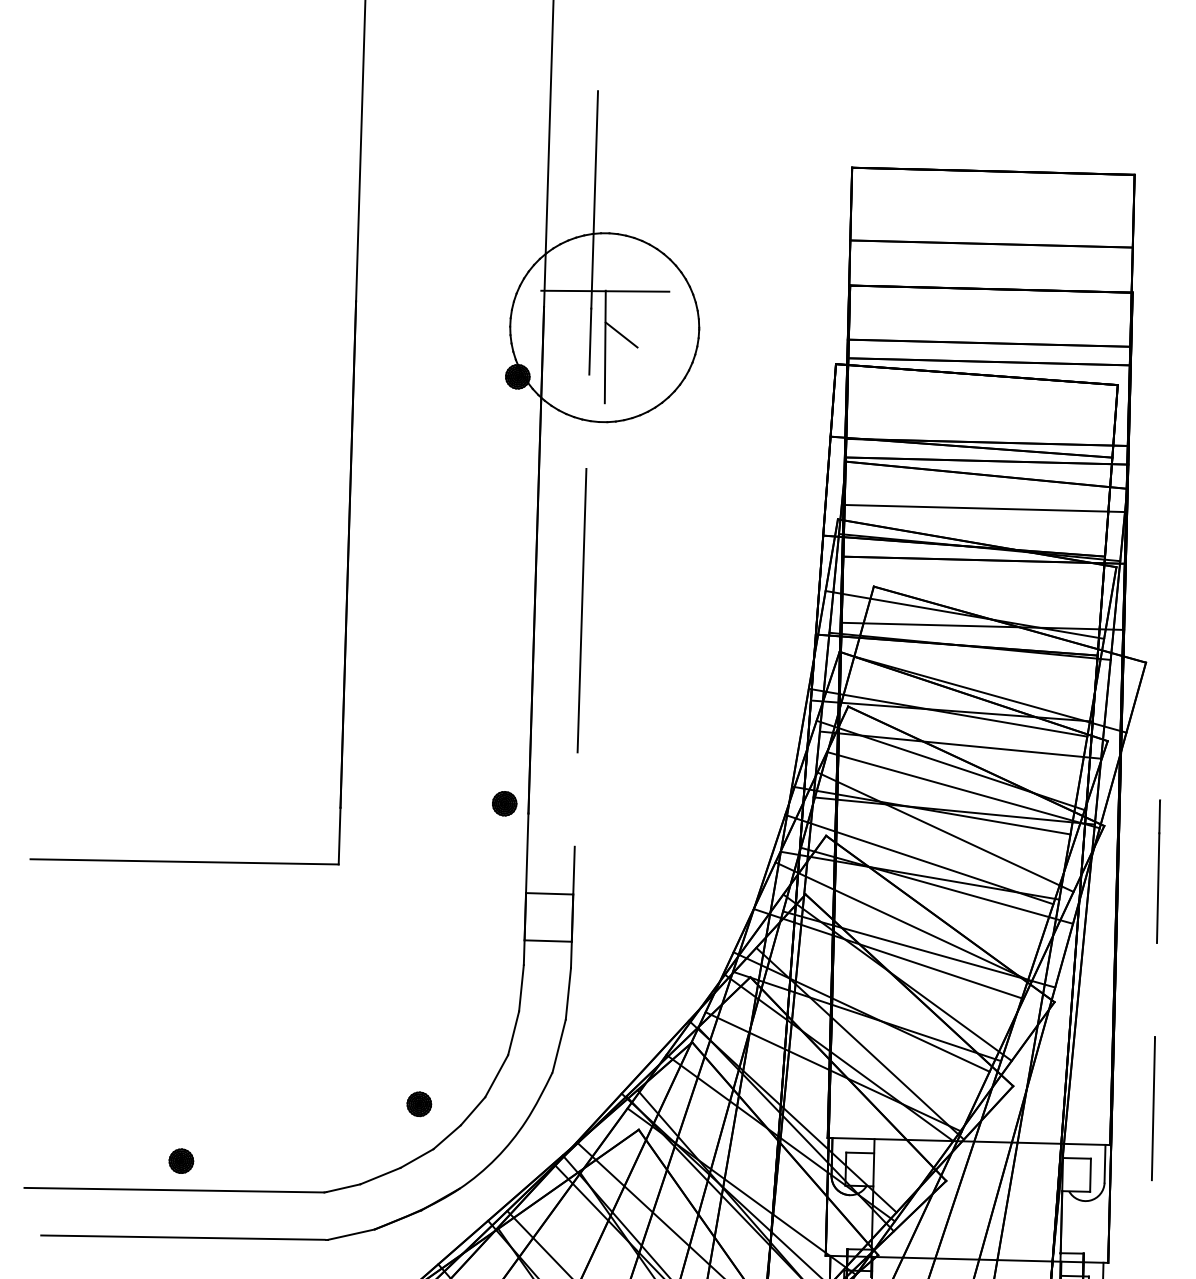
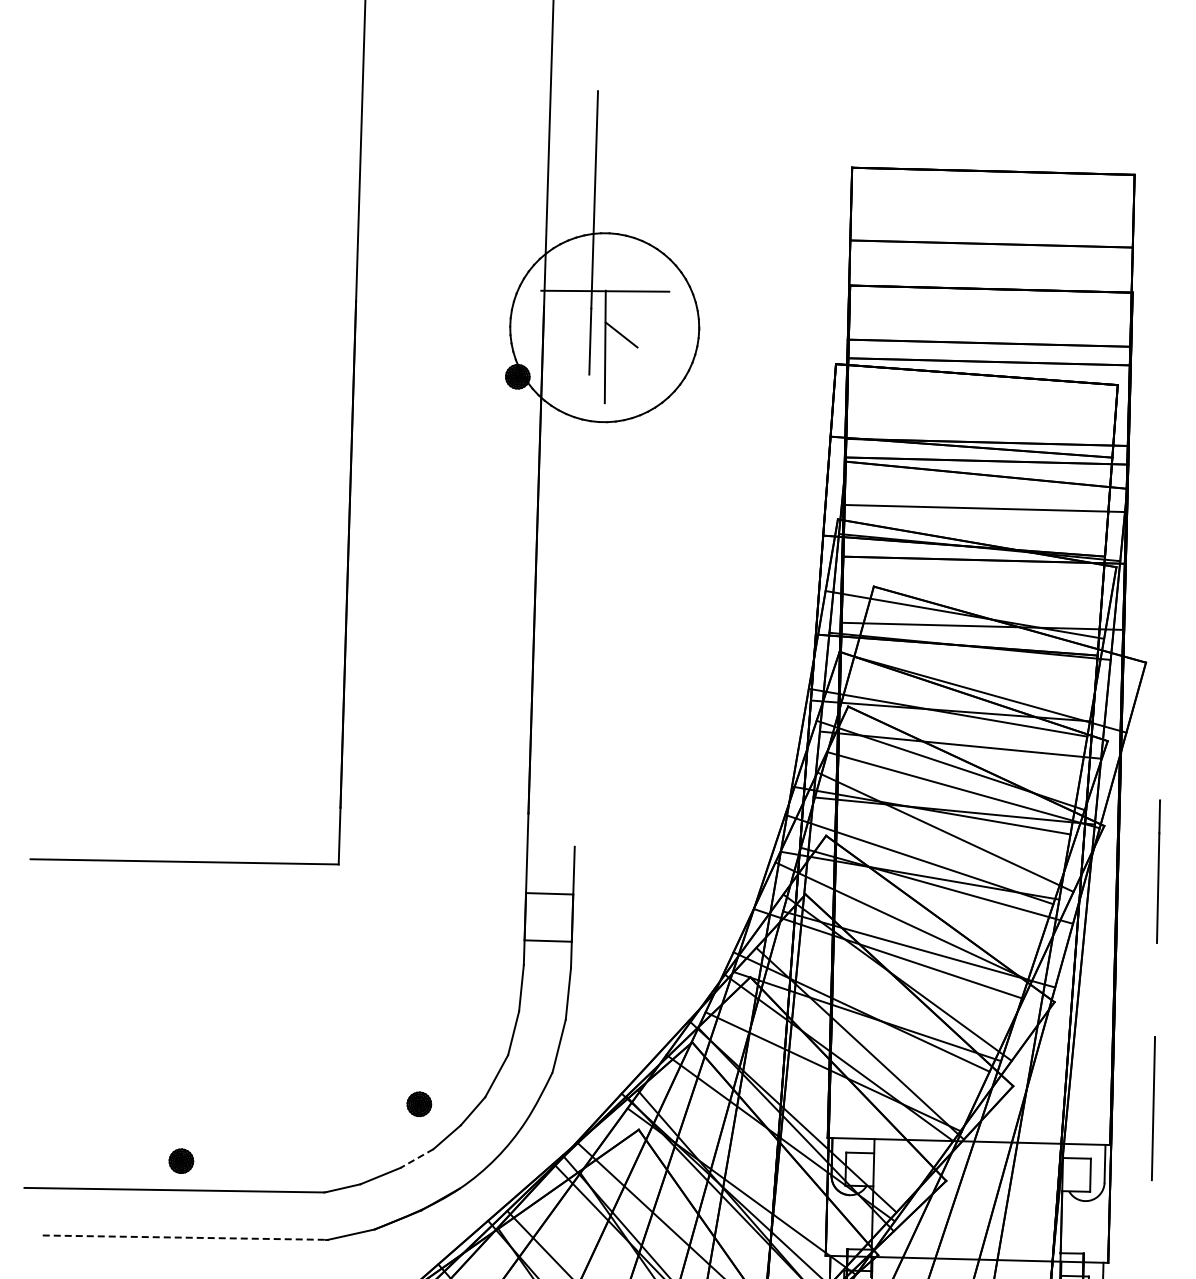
line: present -> none (581, 610)
part: present -> none (504, 803)
line: solid -> dashed (417, 1158)
line: solid -> dashed (182, 1237)
